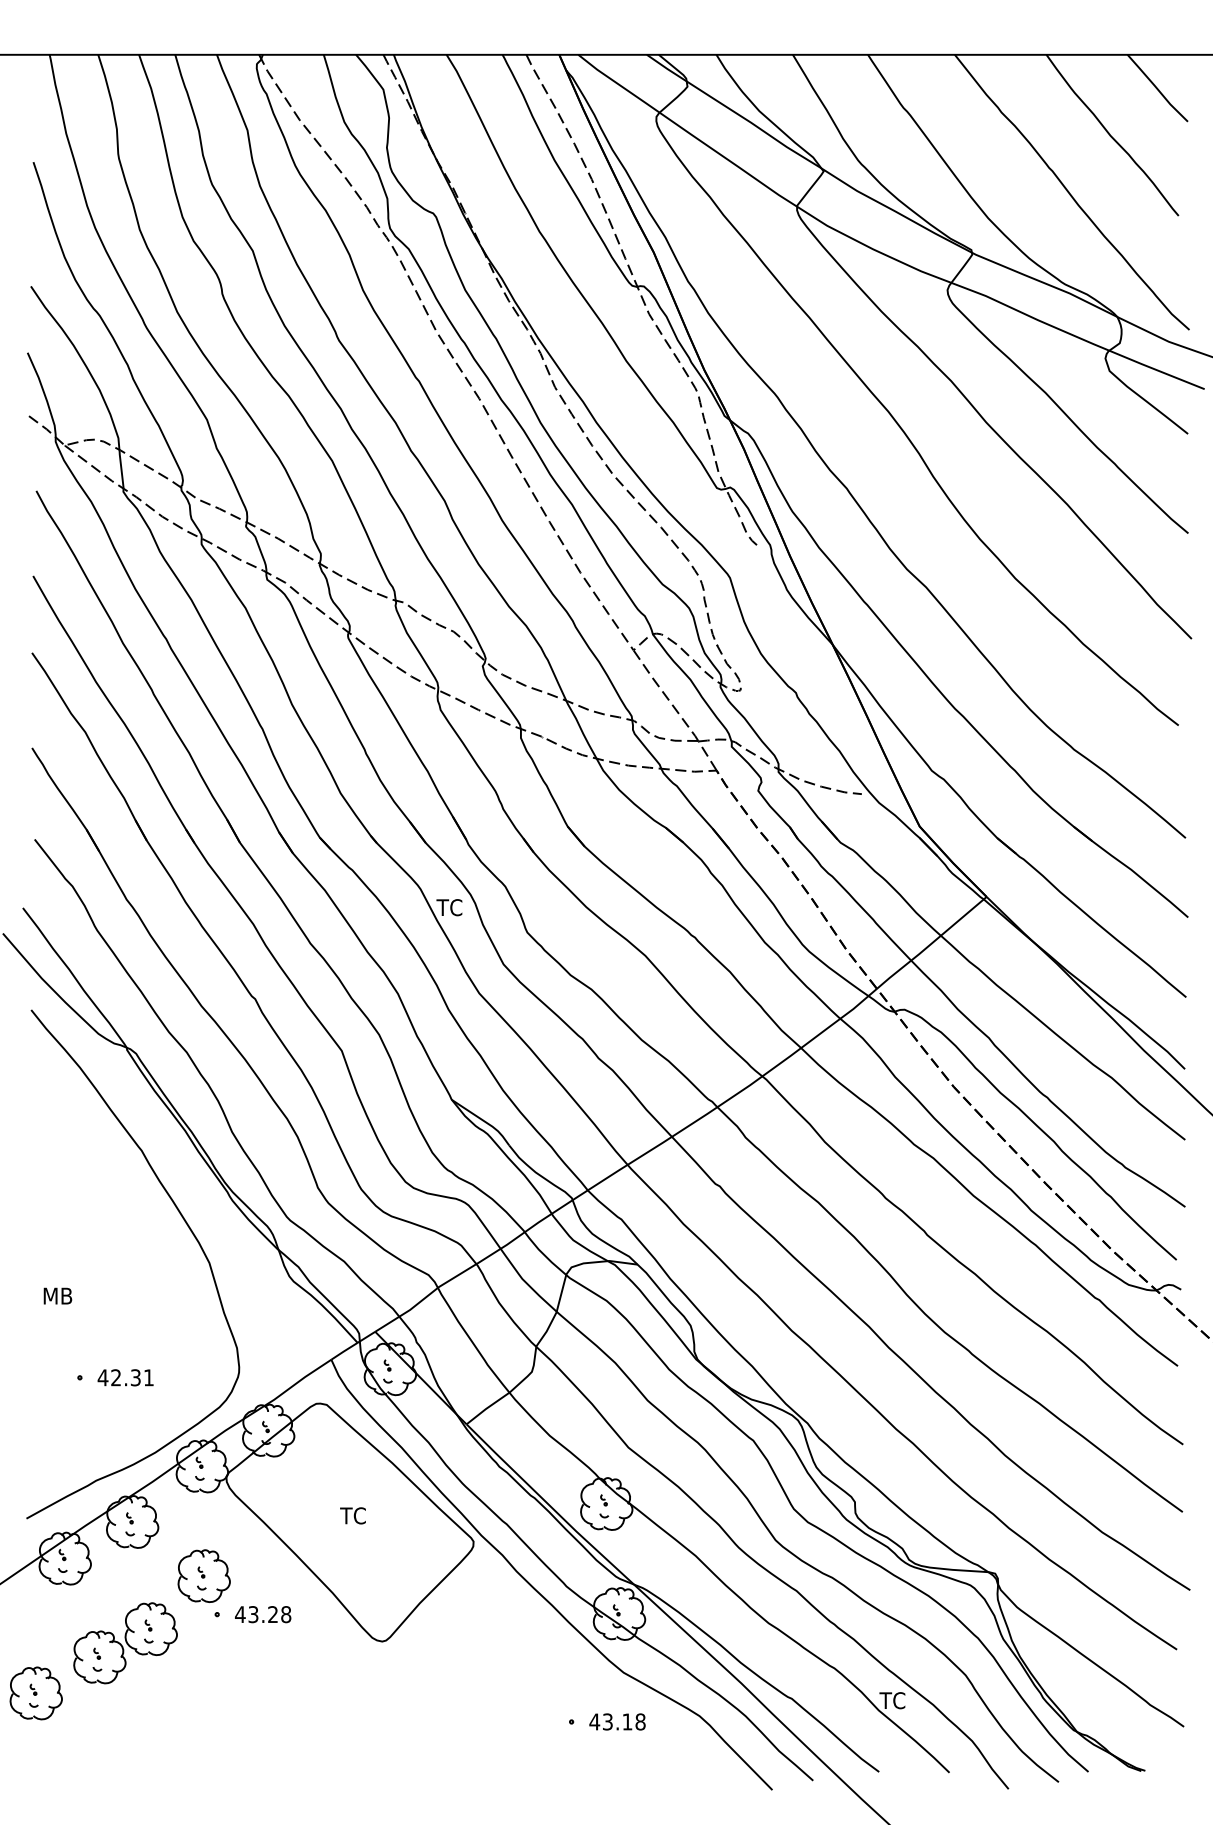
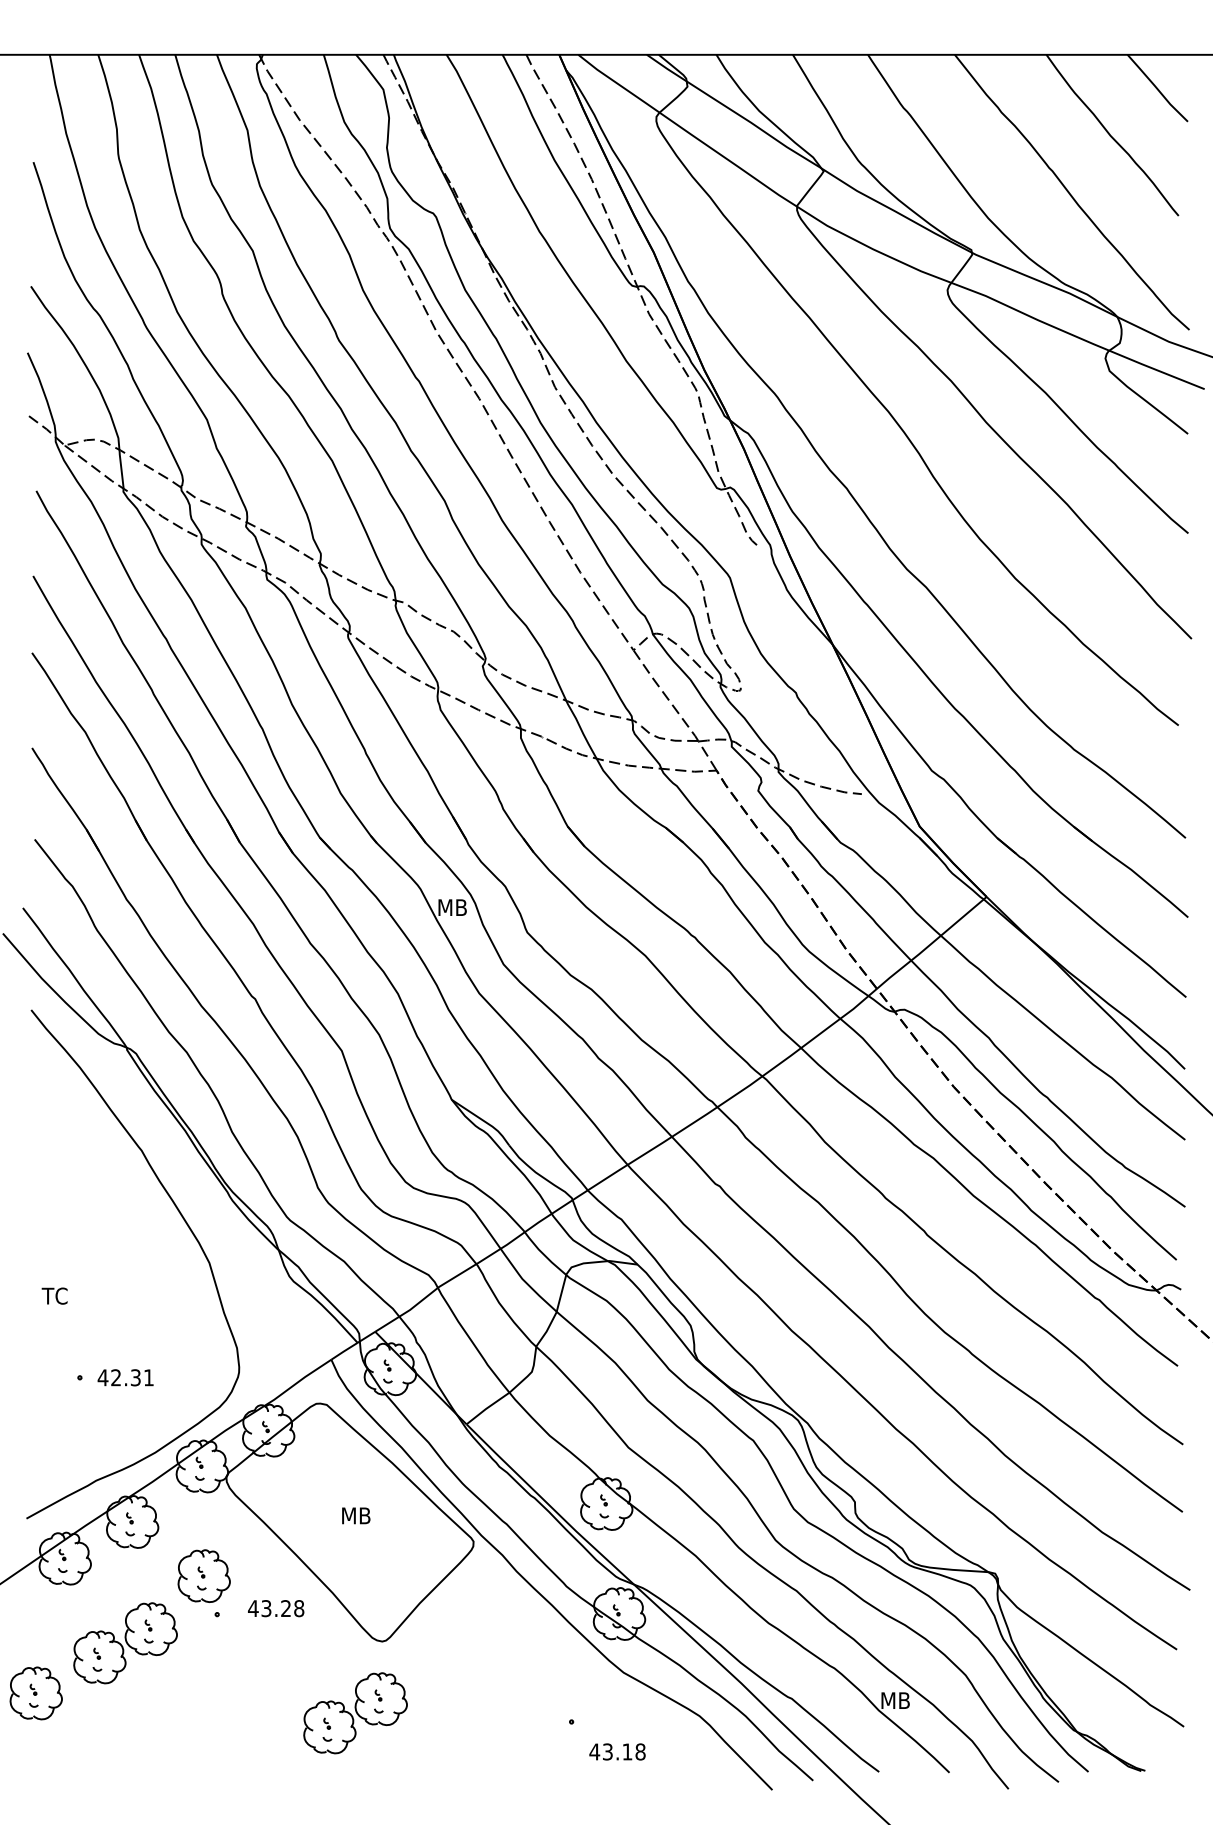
text: TC -> MB (451, 907)
text: MB -> TC (56, 1295)
text: TC -> MB (355, 1515)
text position: (263, 1614) -> (276, 1608) (276, 1608)
text: TC -> MB (894, 1700)
part: none -> present (355, 1713)
text position: (617, 1721) -> (617, 1751) (617, 1751)
